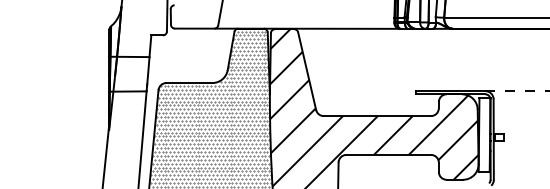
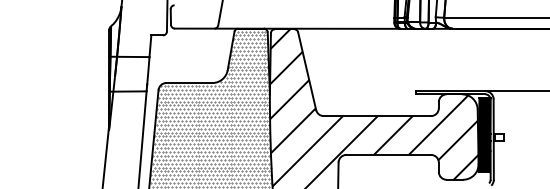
line: dashed -> solid (517, 91)
hatch: none -> present (484, 135)
